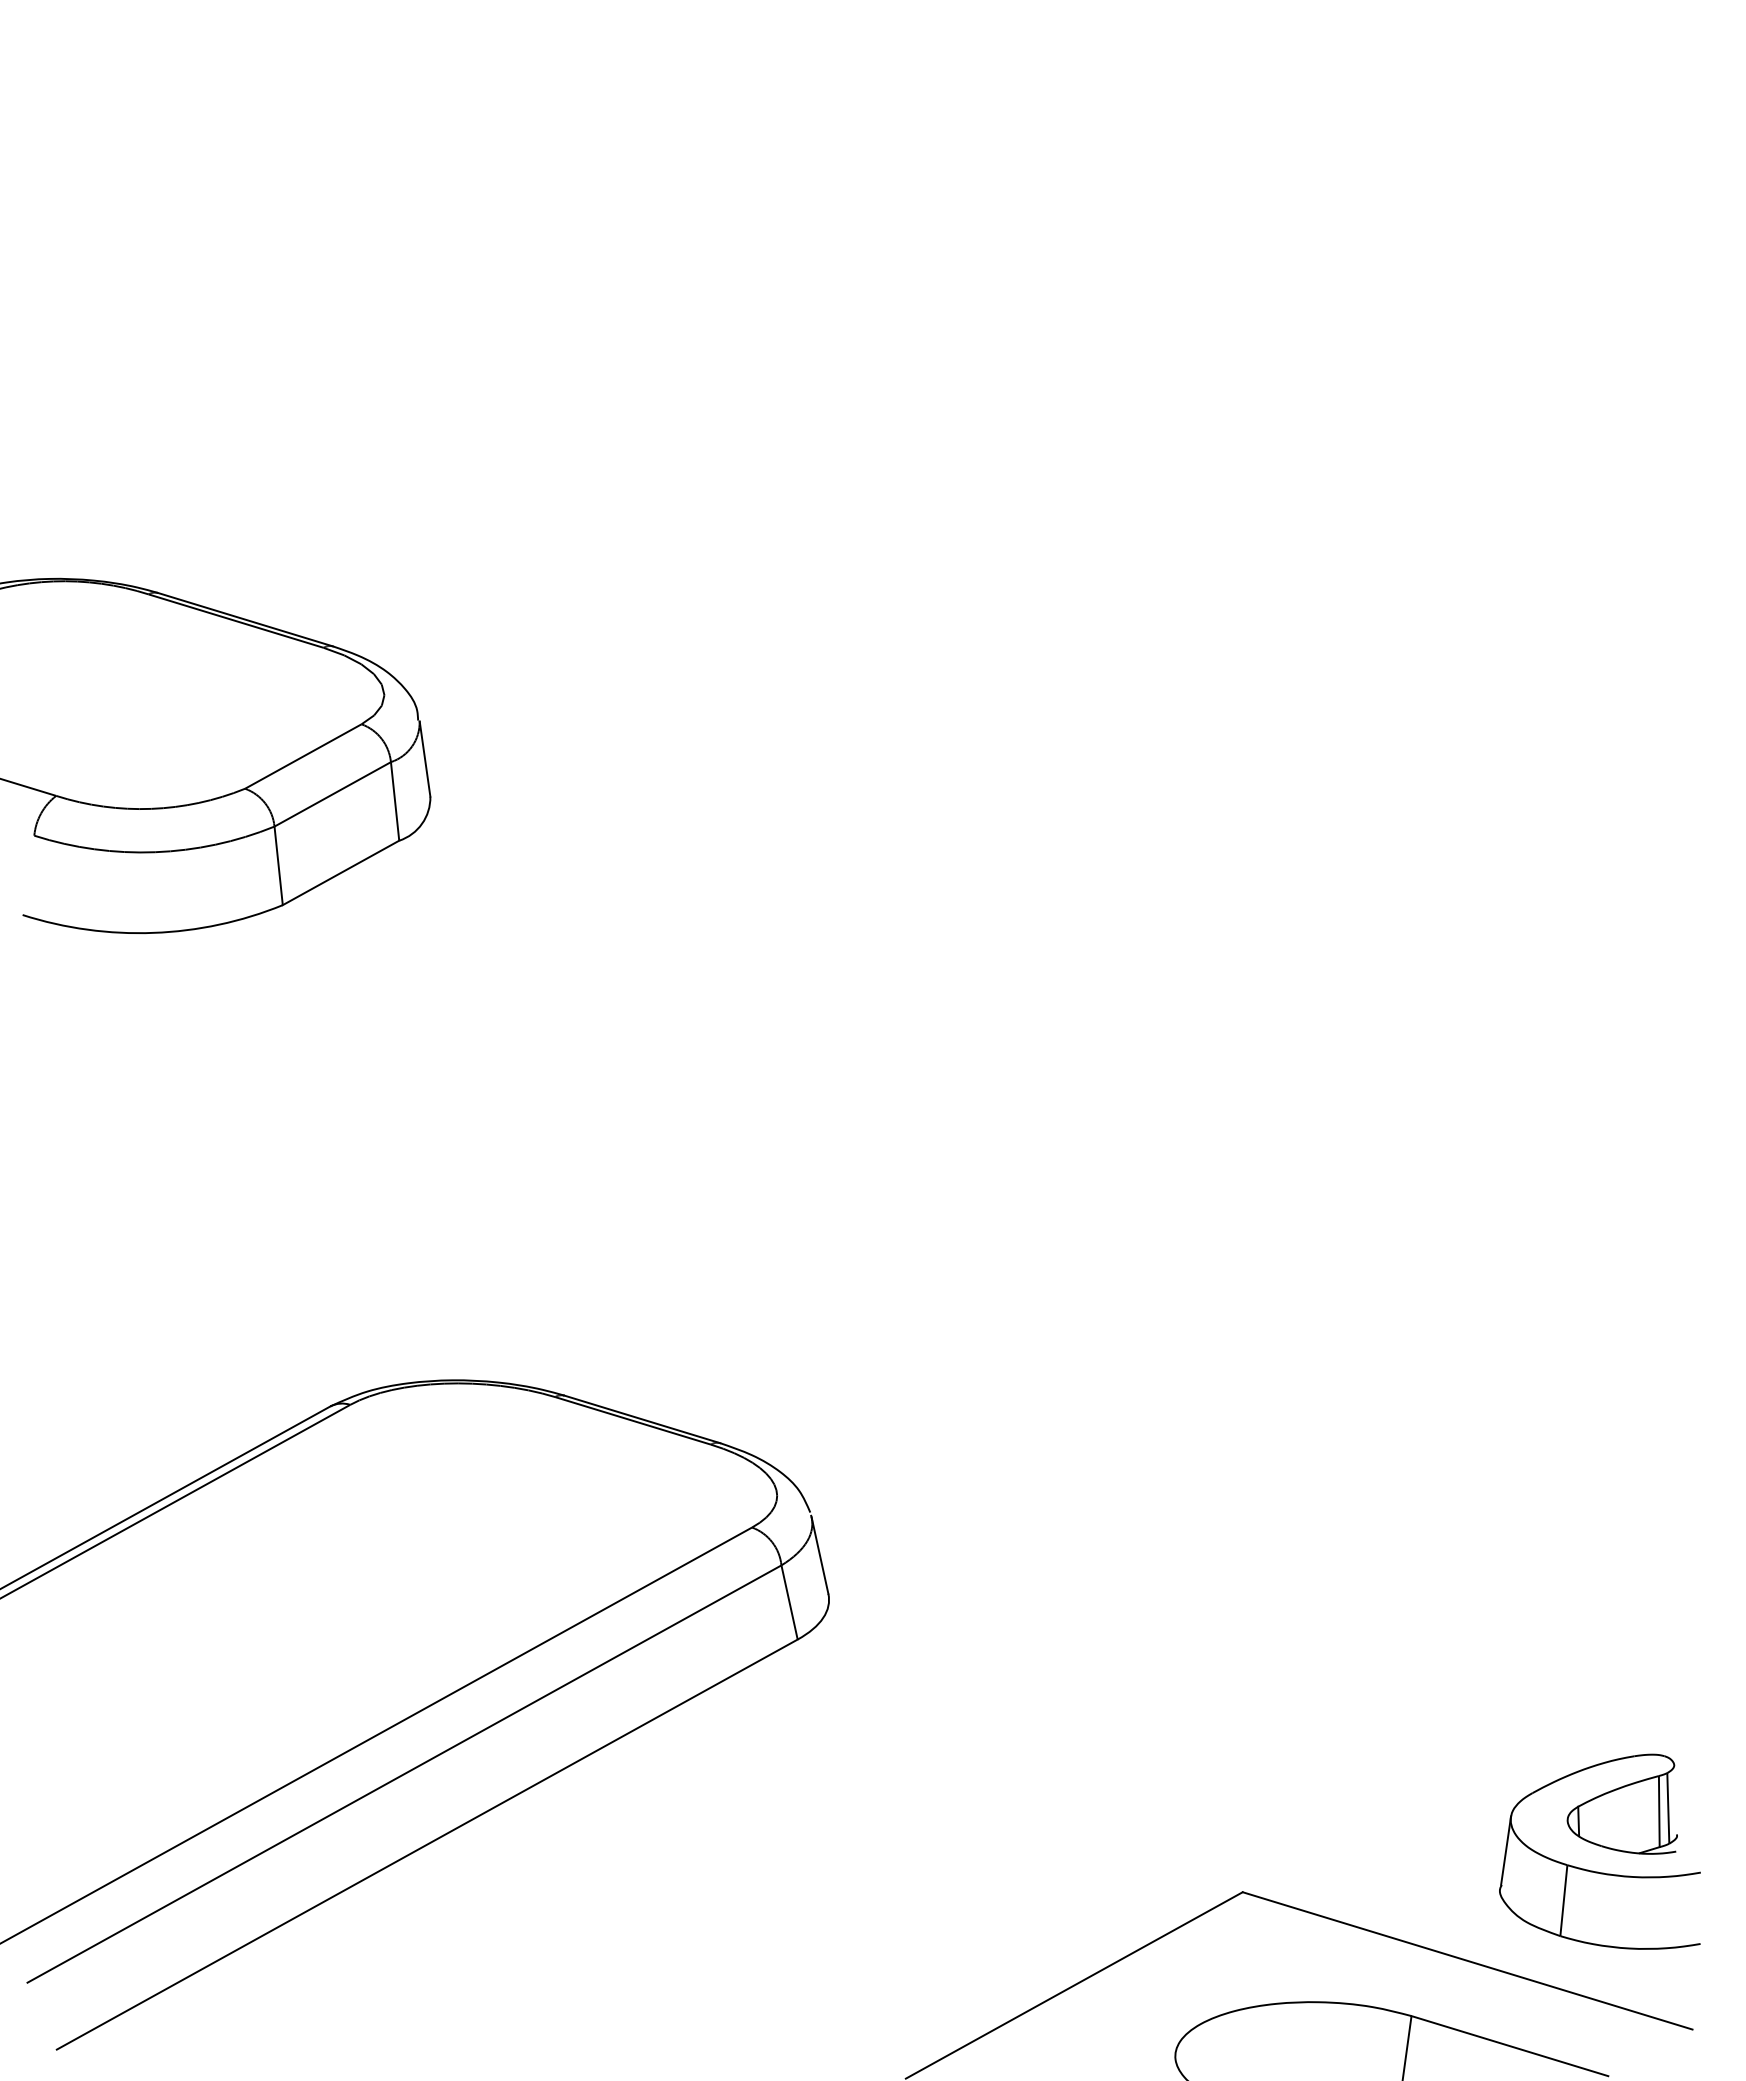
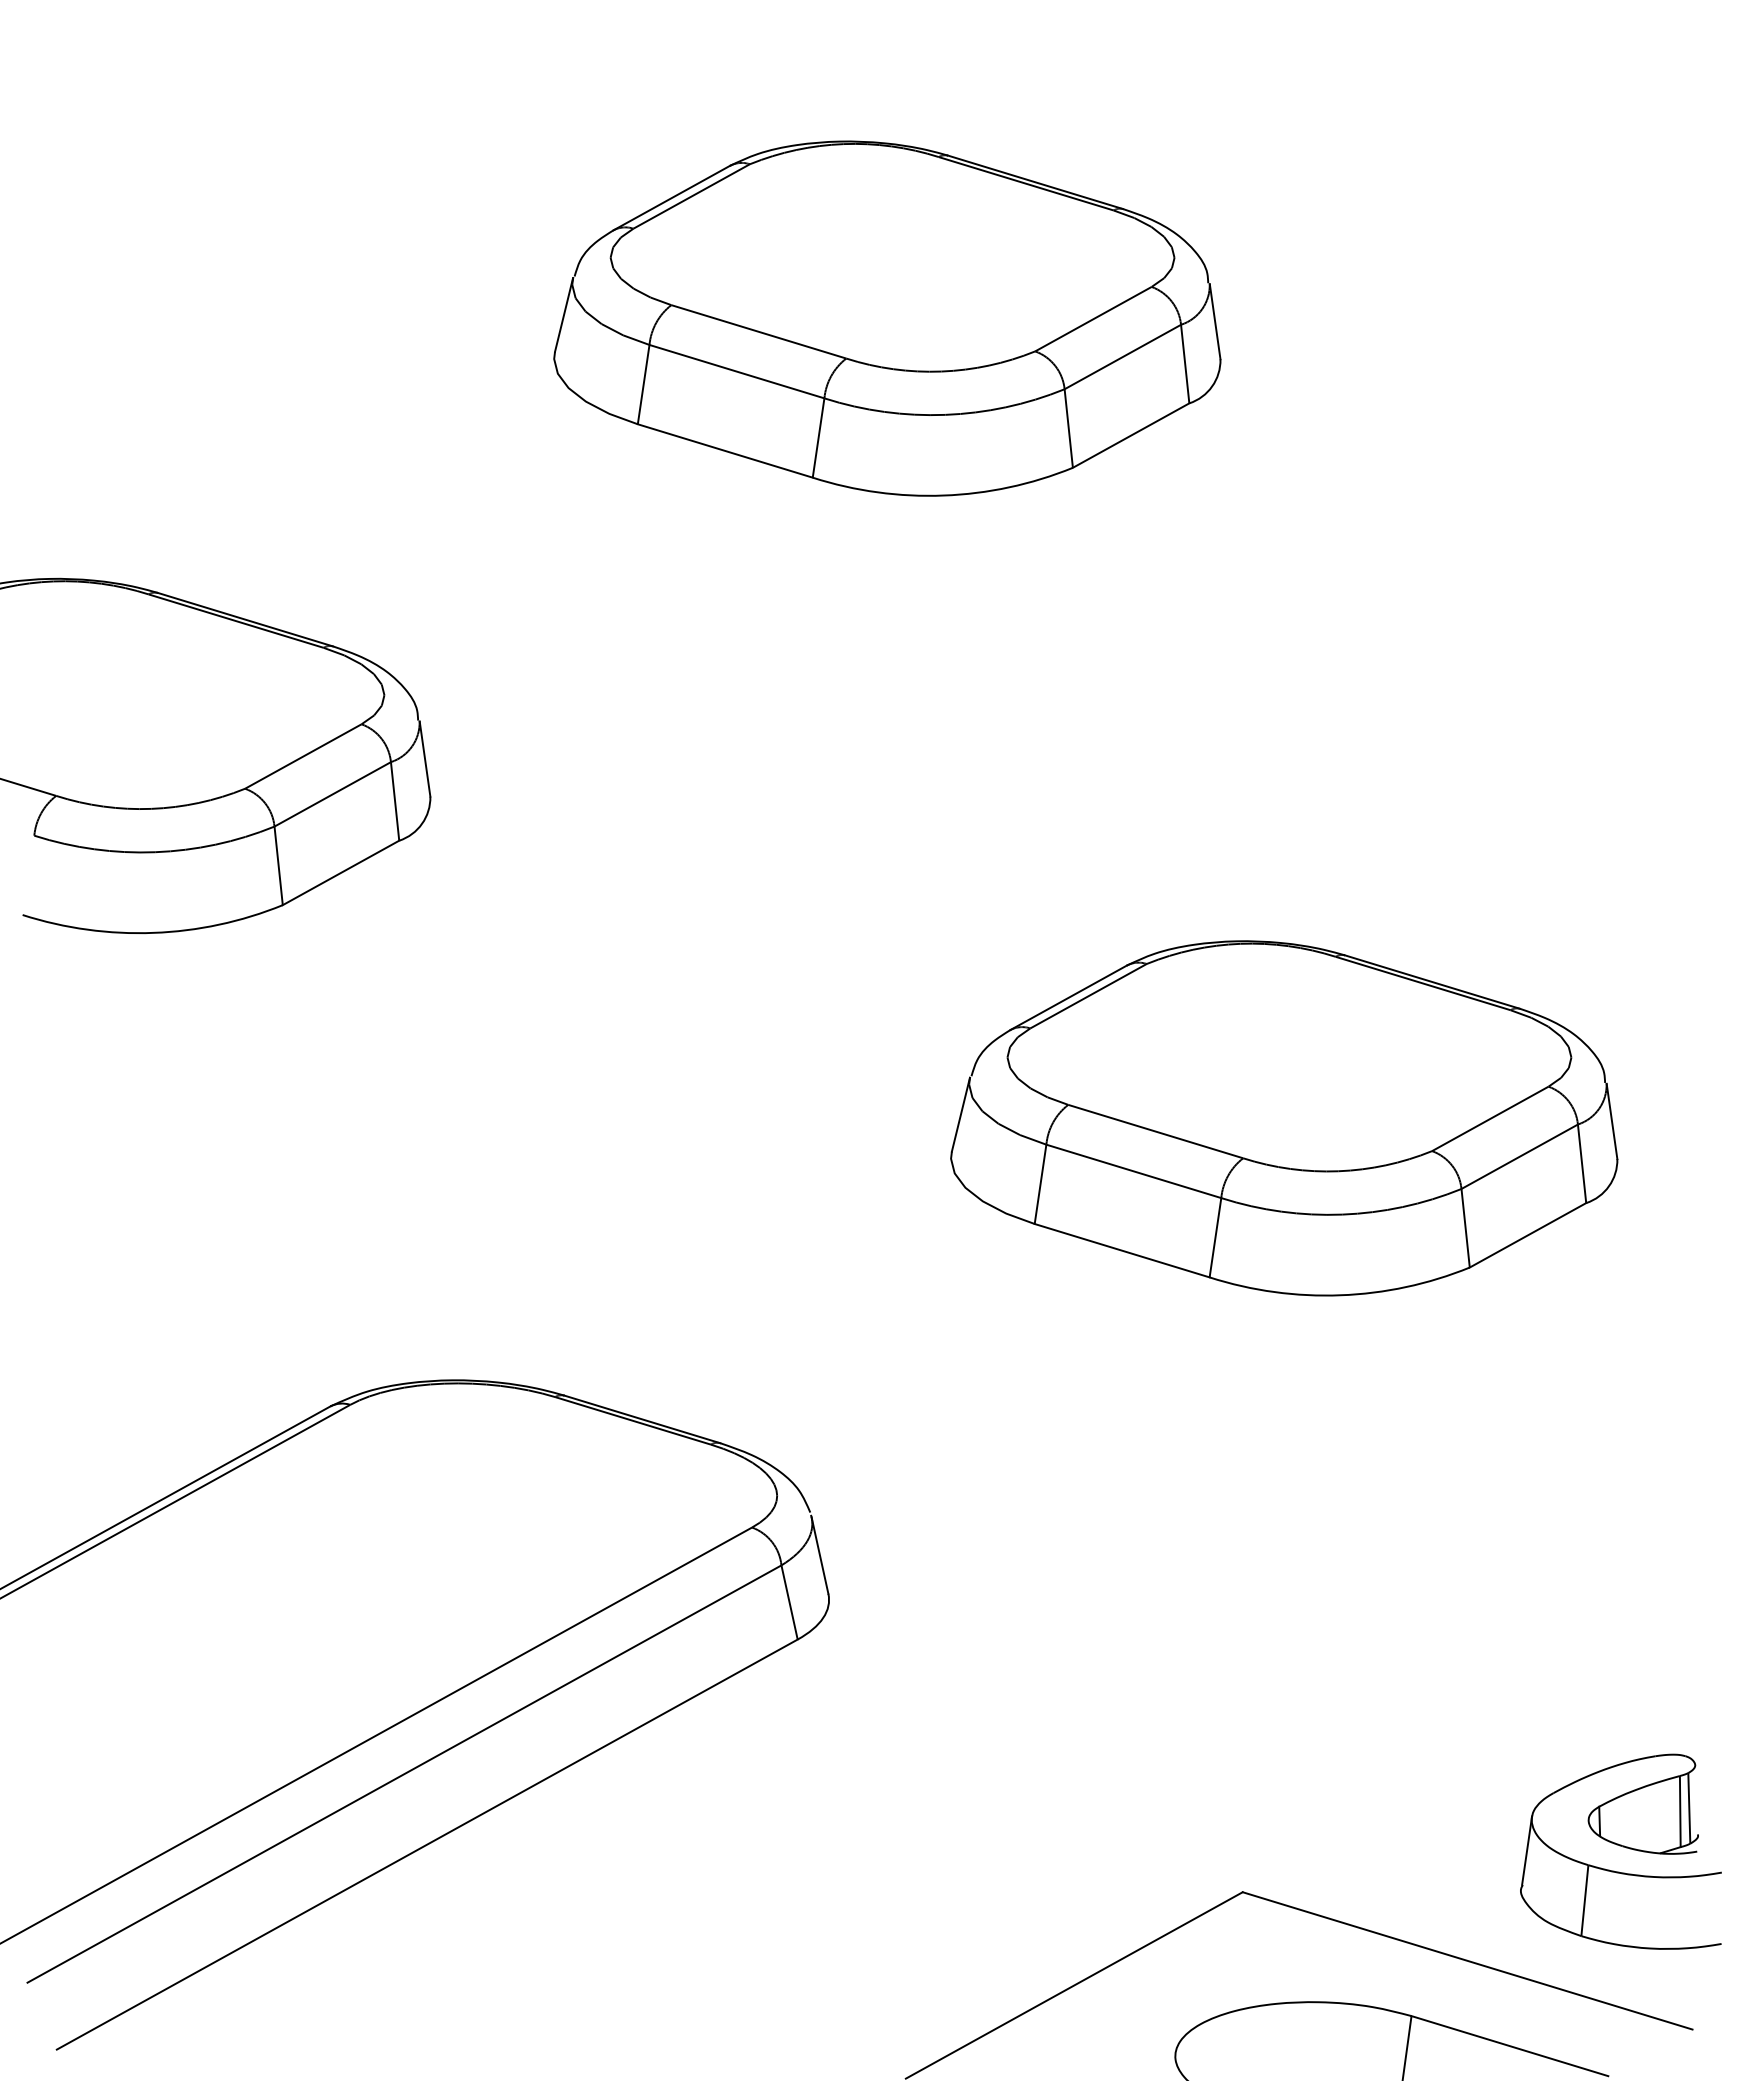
part: none -> present (887, 318)
part: none -> present (1284, 1118)
part position: (1599, 1851) -> (1620, 1851) (1620, 1851)
